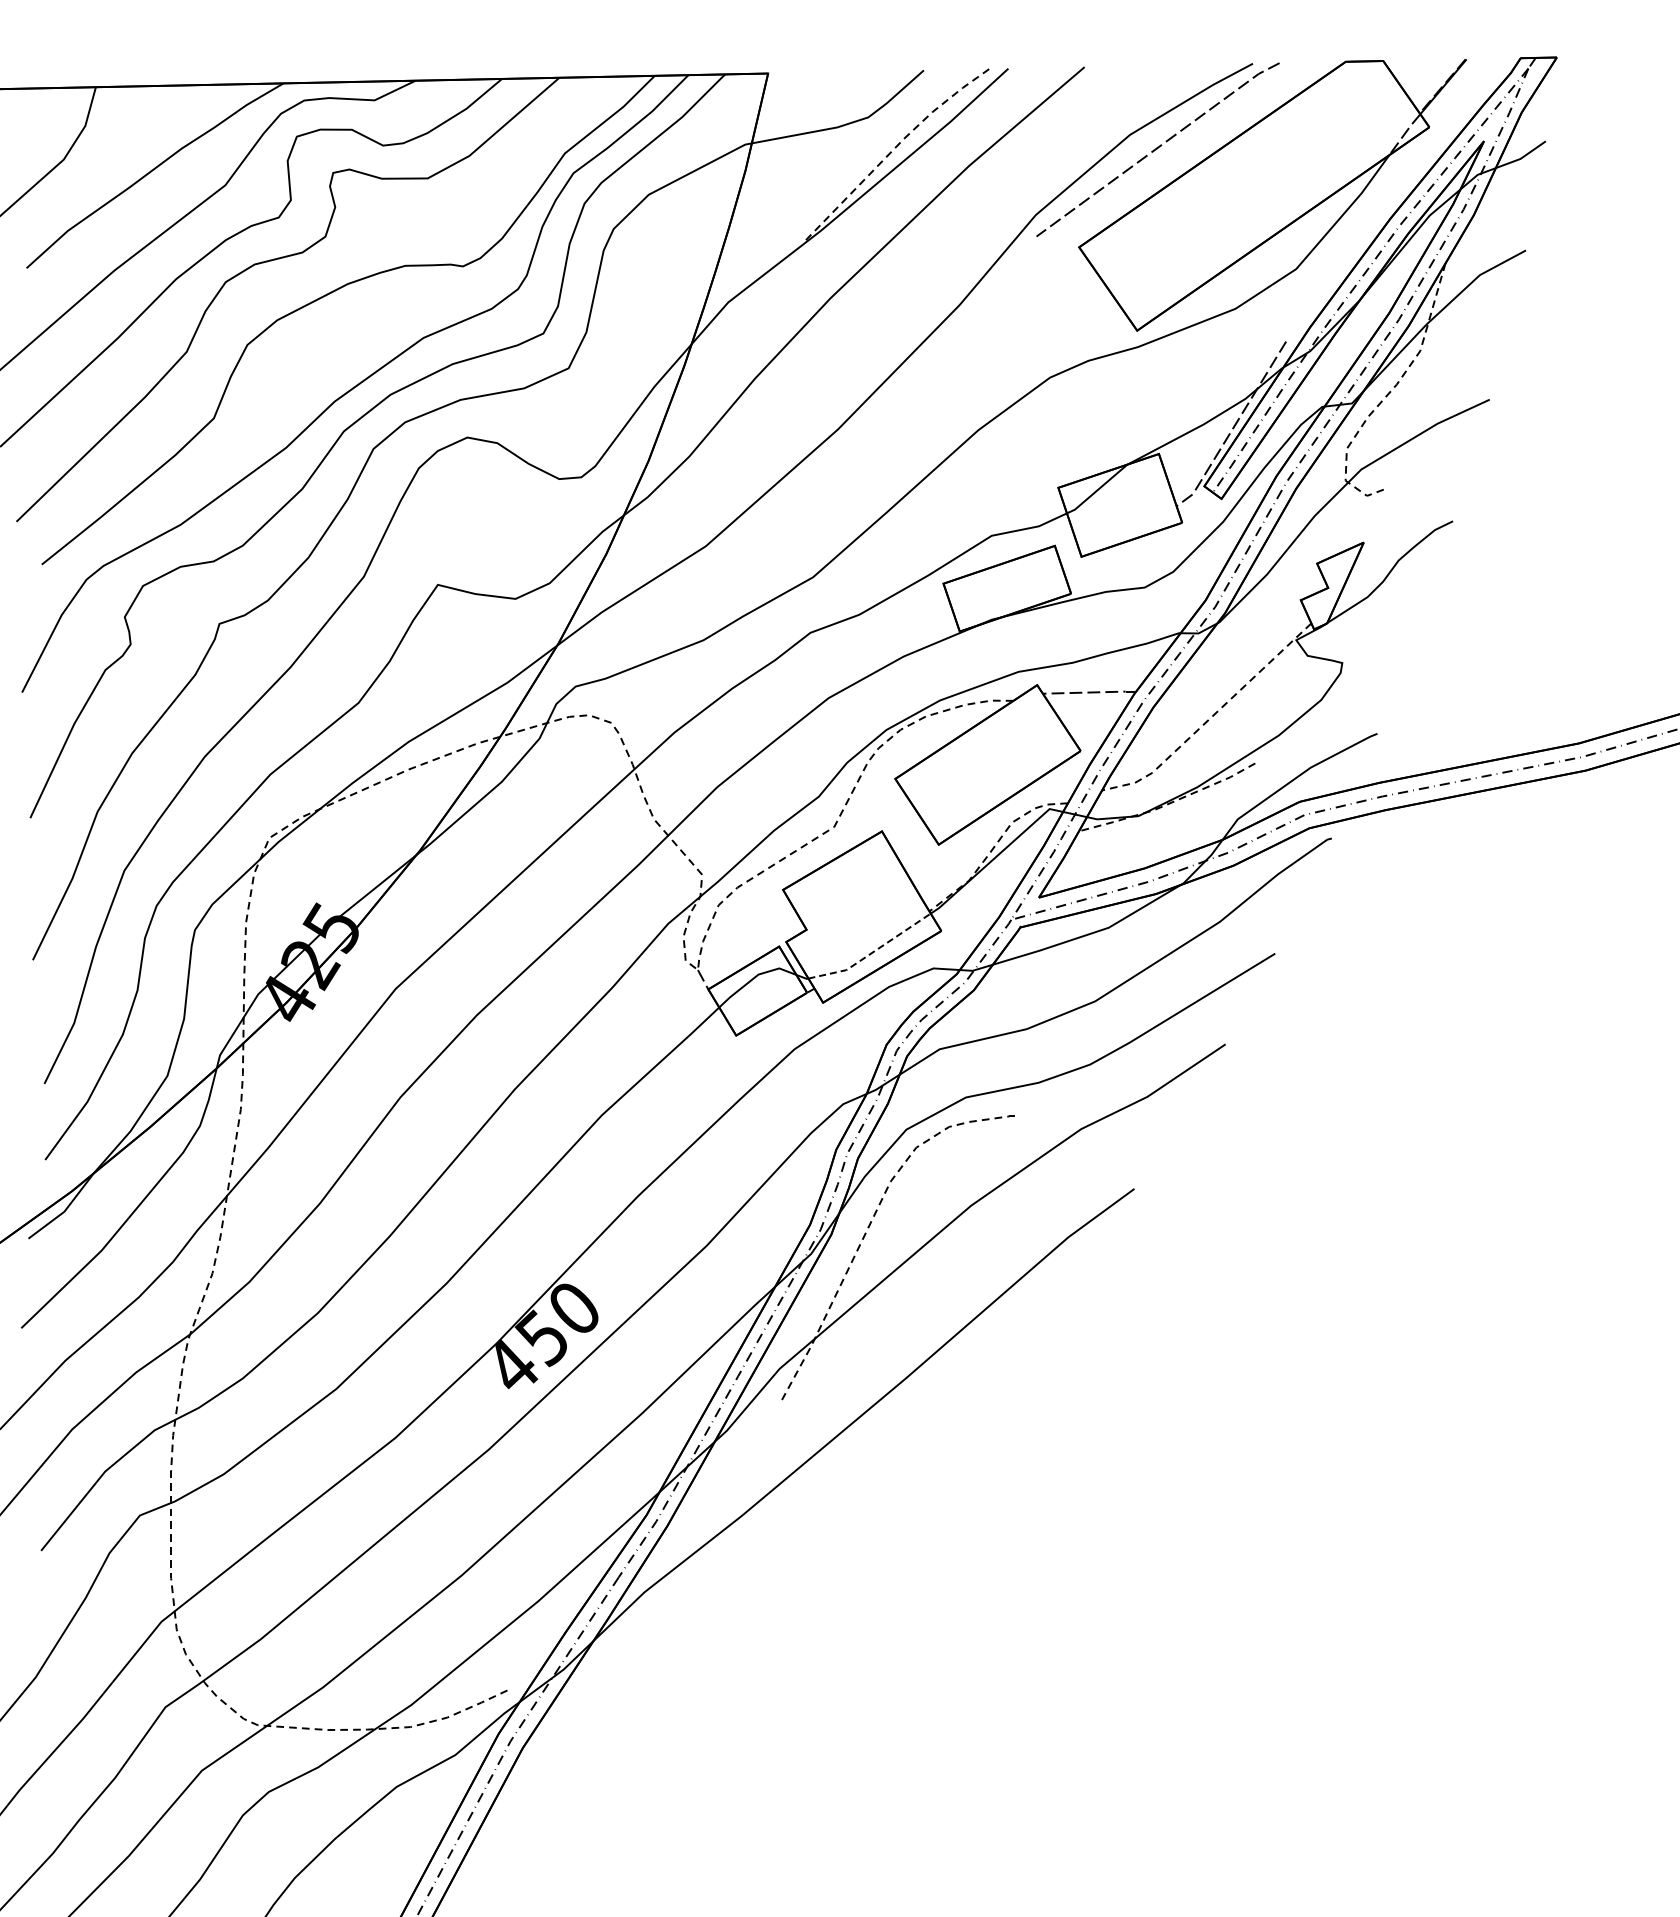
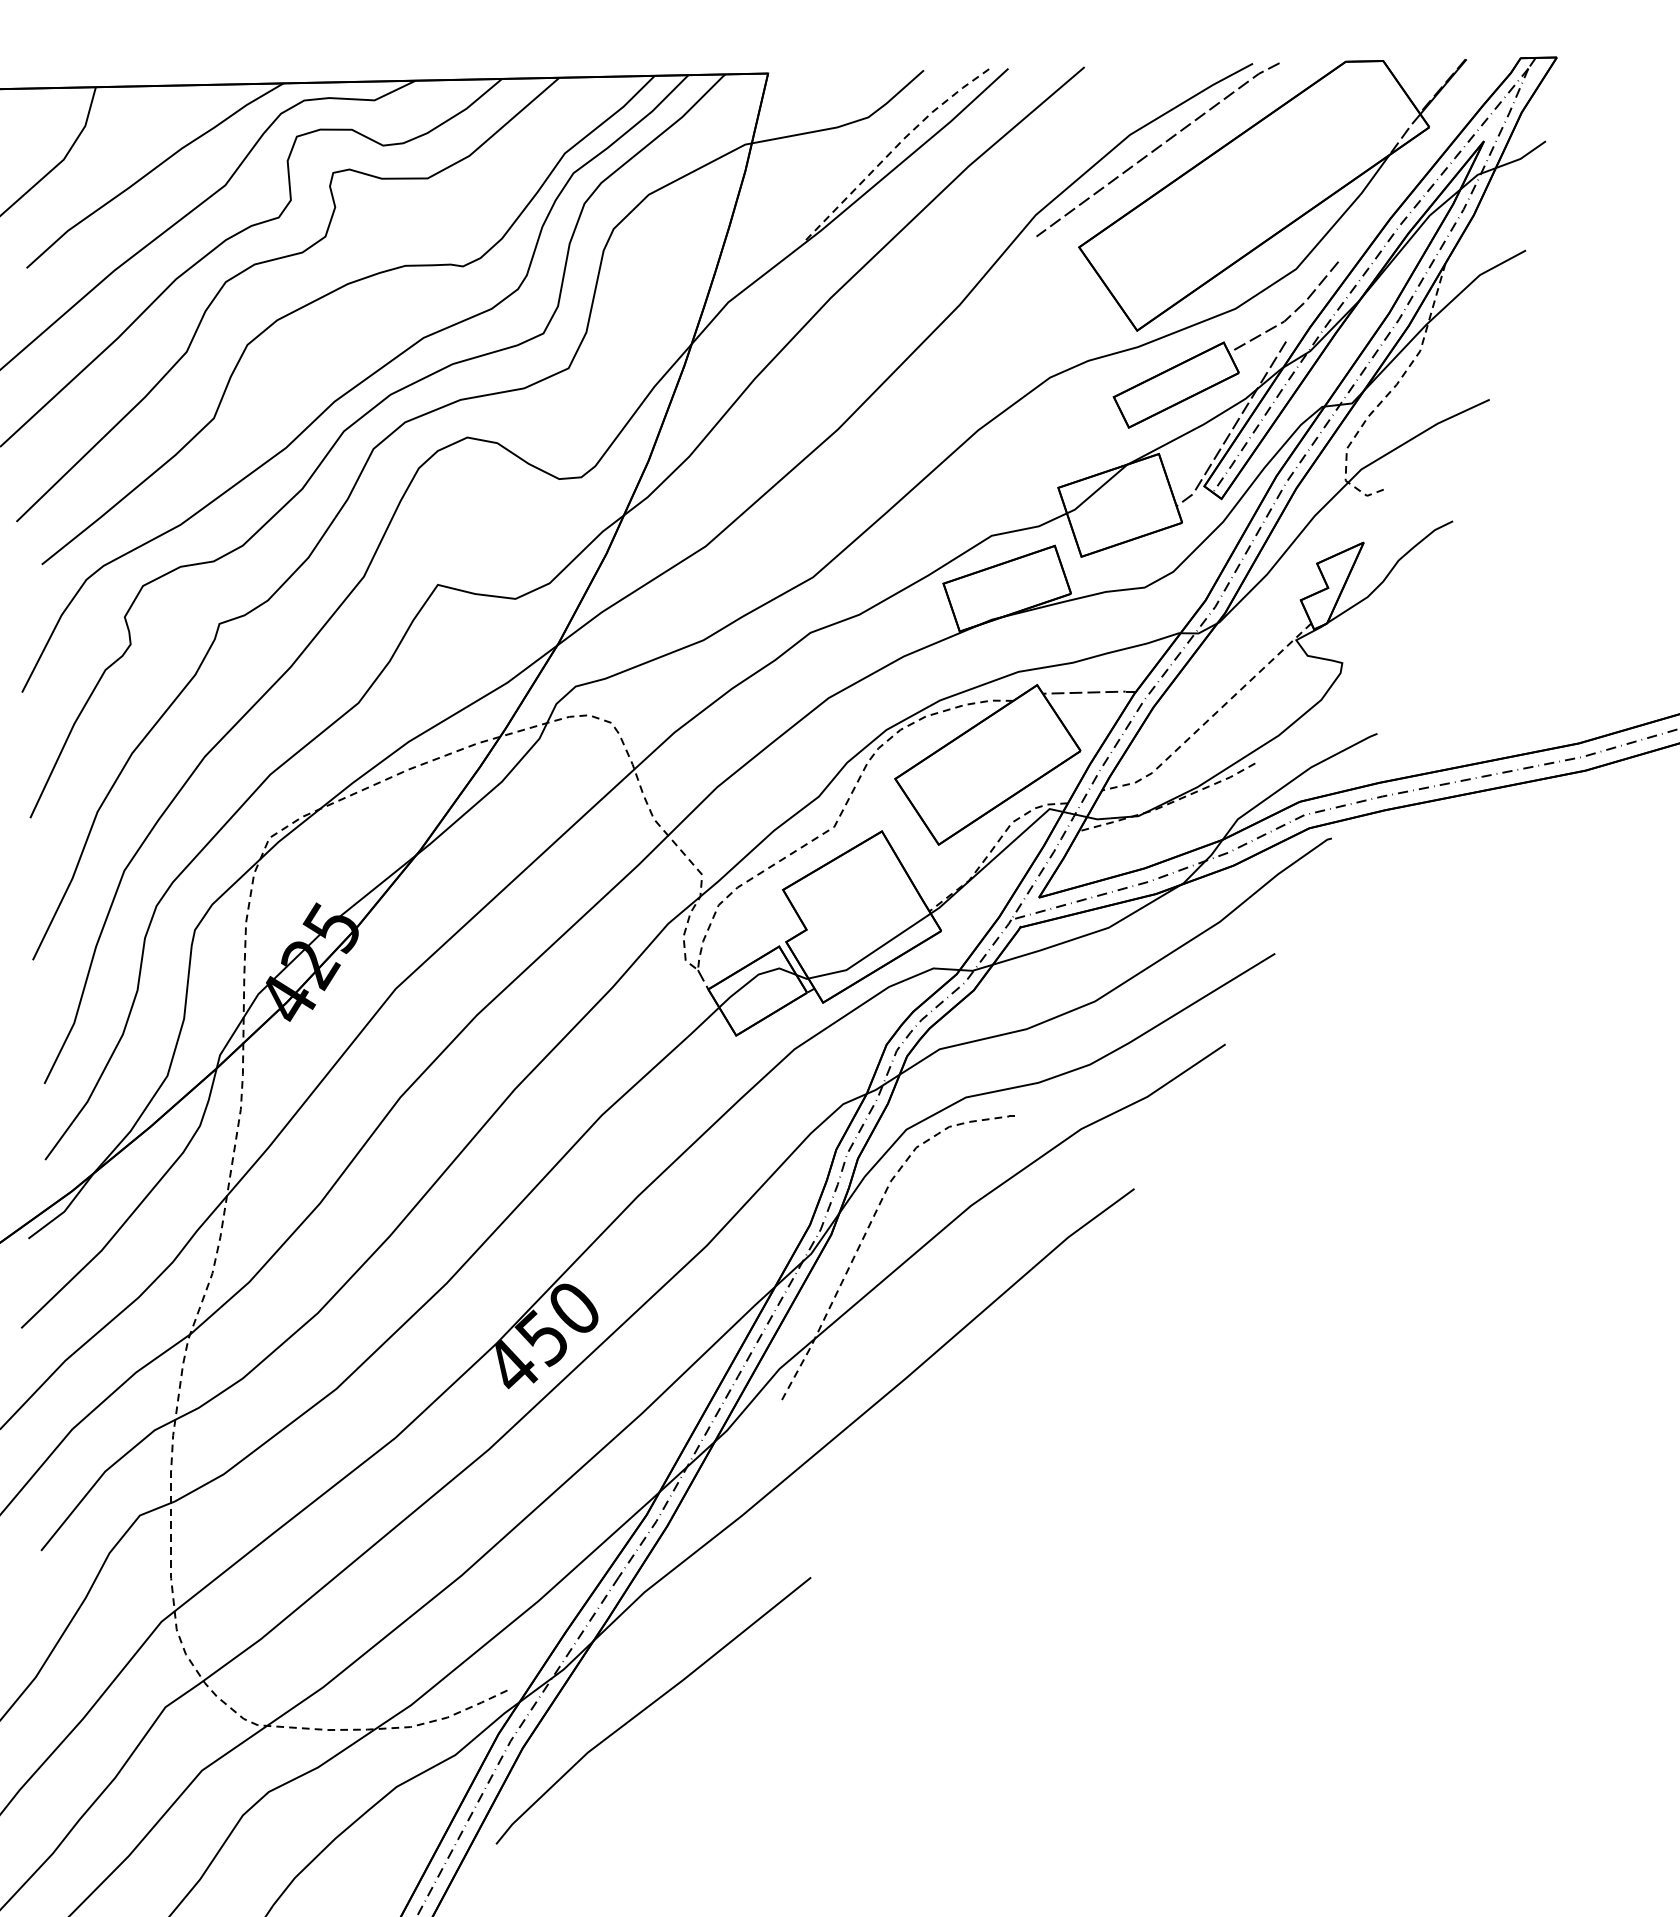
part: none -> present (1225, 344)
line: dashed -> solid (872, 952)
line: none -> present (650, 1706)
